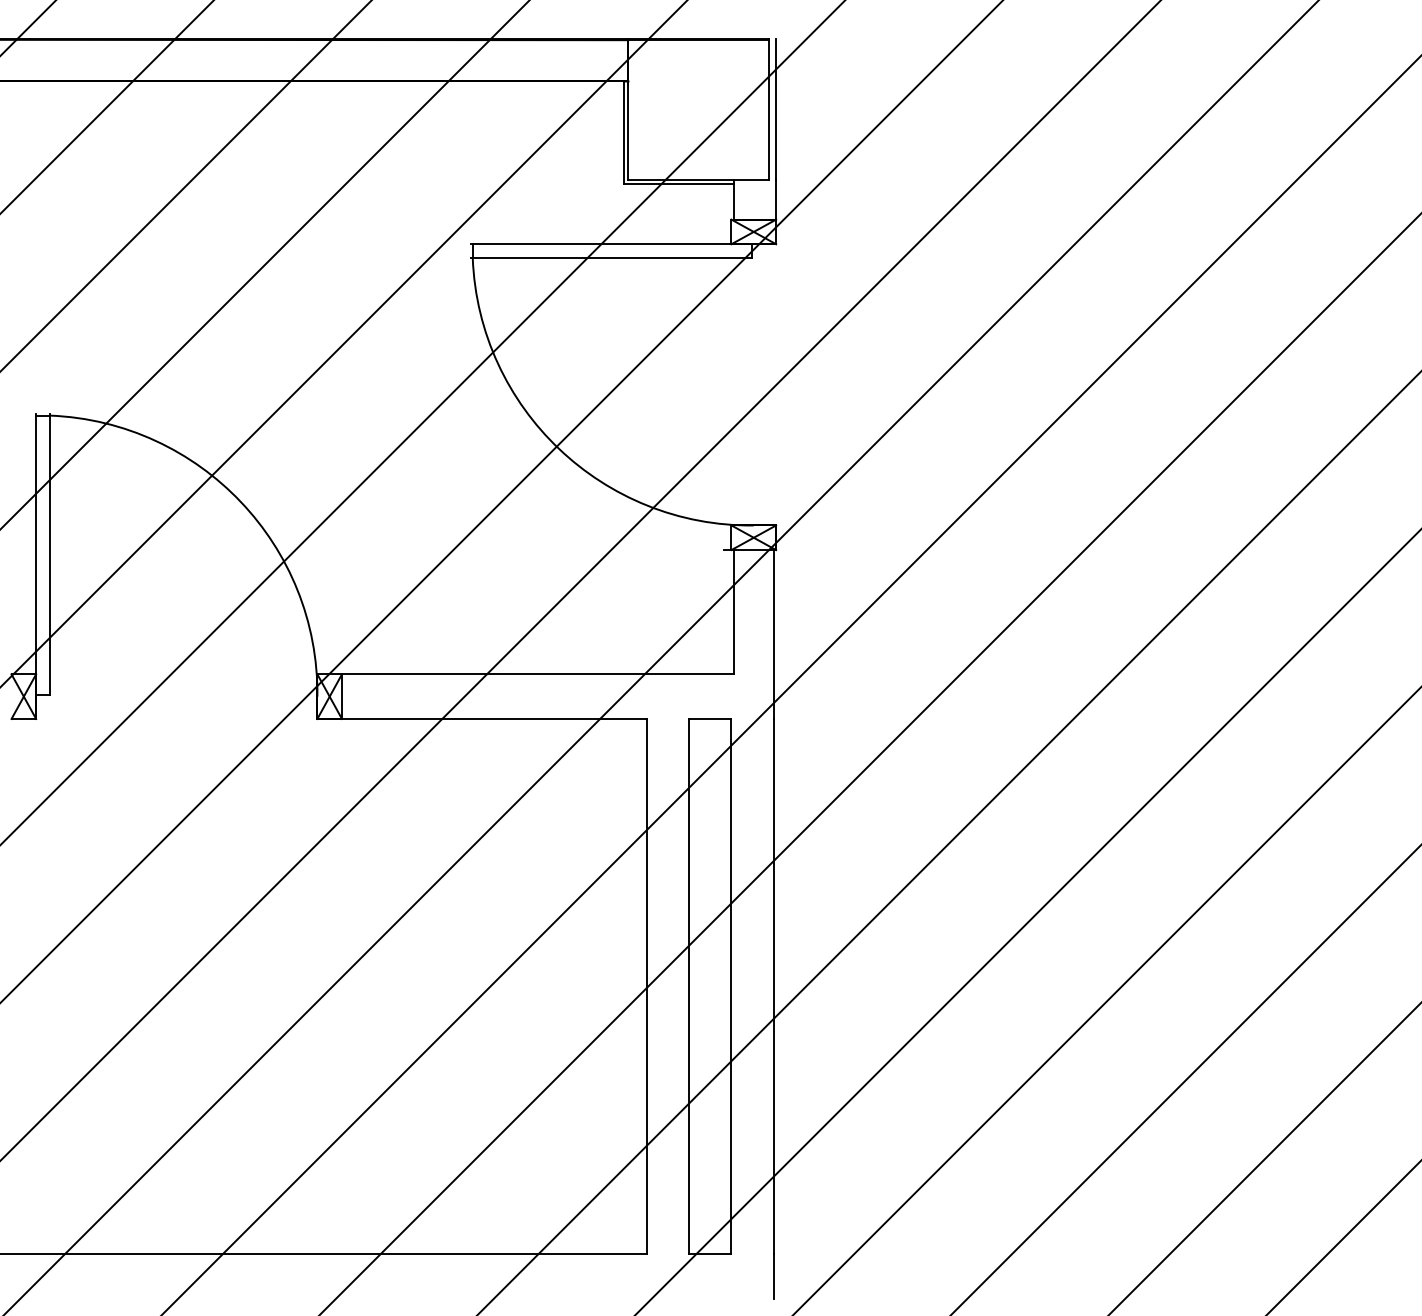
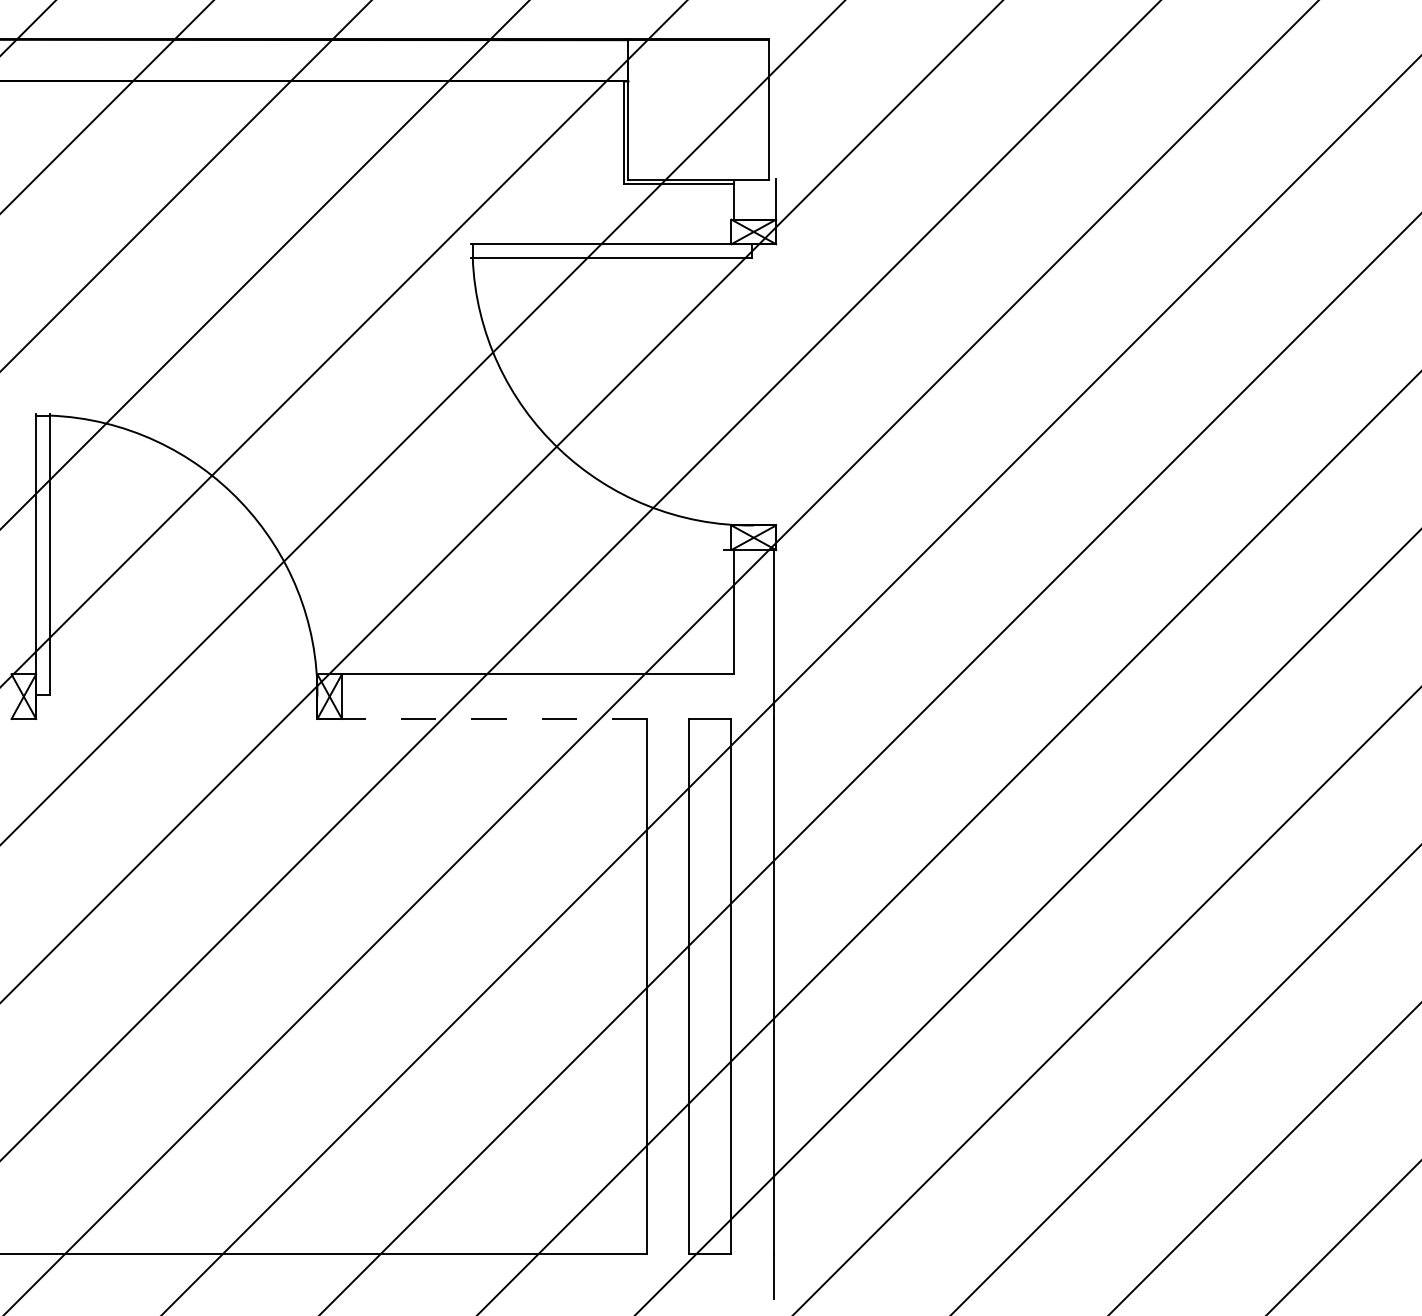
line: present -> none (776, 109)
line: solid -> dashed (494, 718)
